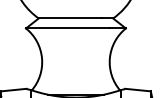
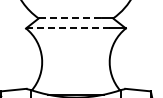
line: solid -> dashed (70, 18)
line: solid -> dashed (68, 28)
